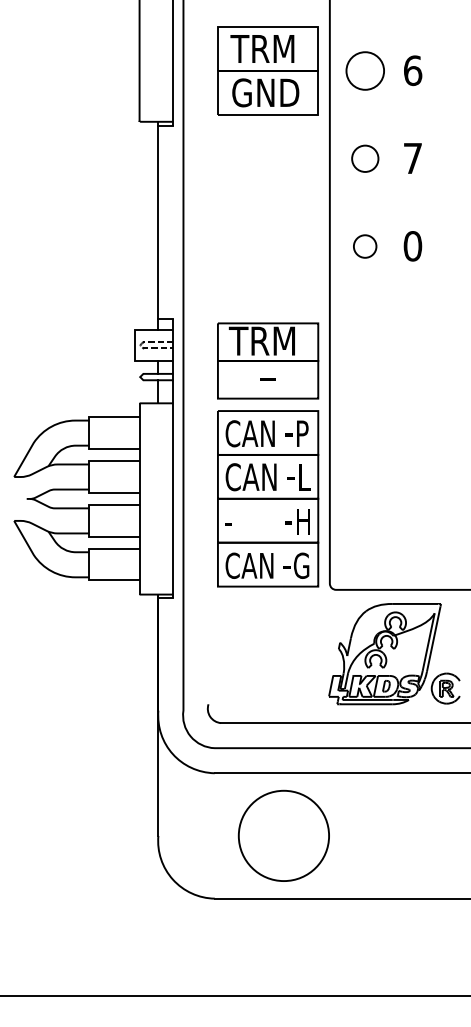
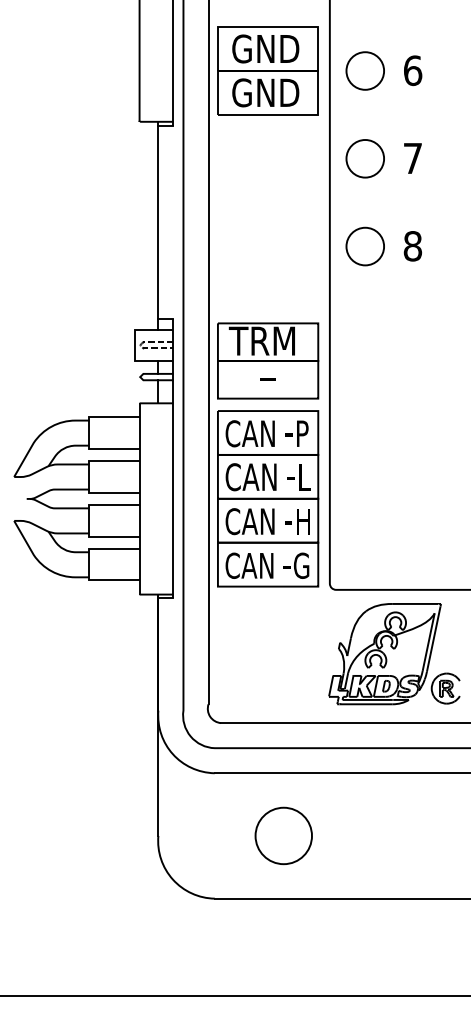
text: TRM -> GND (264, 48)
circle diameter: 26 px -> 38 px (365, 158)
circle size: 25x25 px -> 40x41 px (364, 246)
text: 0 -> 8 (412, 246)
line: none -> present (208, 353)
text: - -> CAN (249, 521)
circle size: 93x93 px -> 59x60 px (283, 835)
